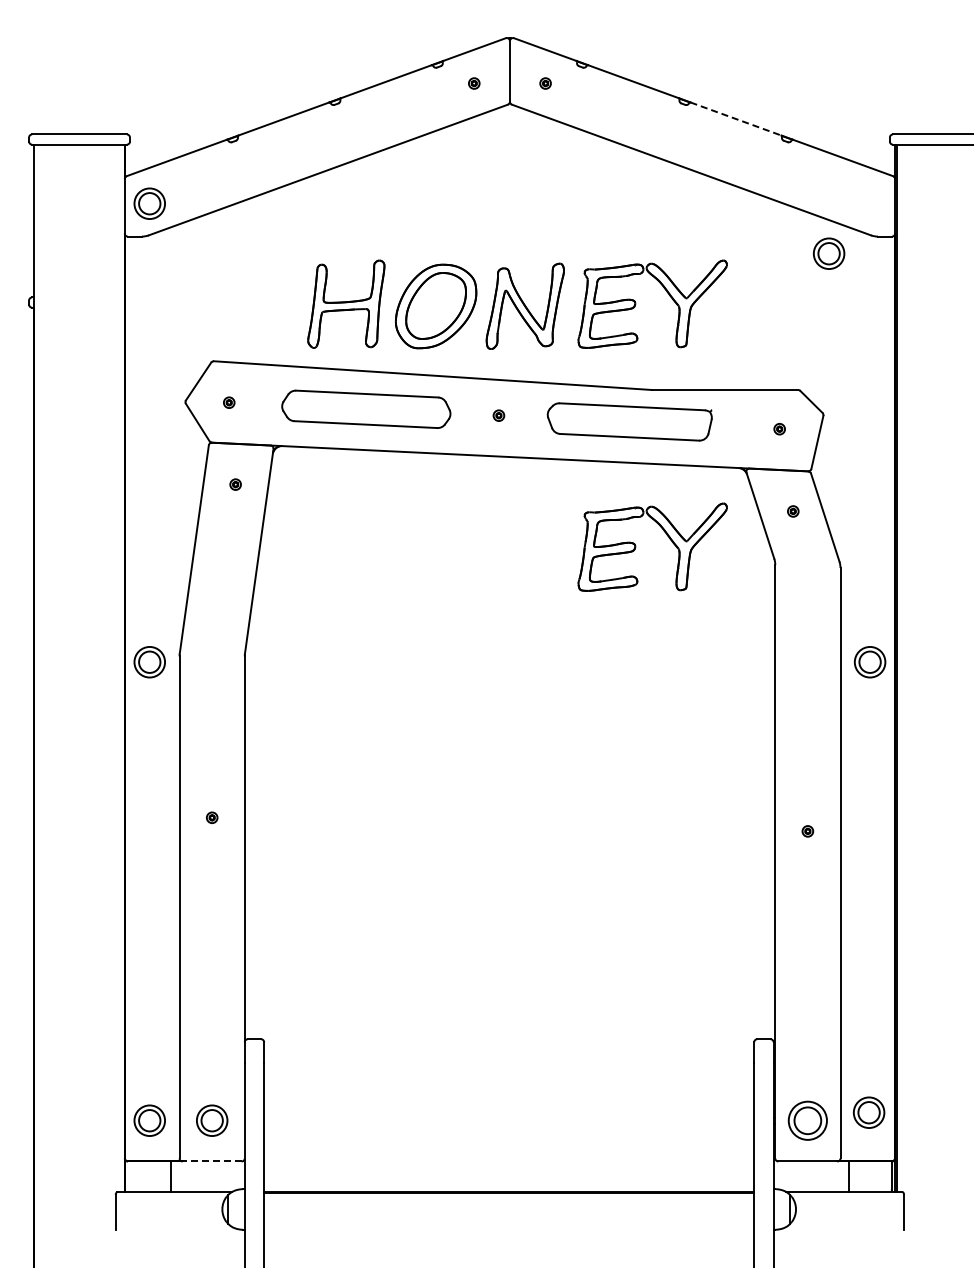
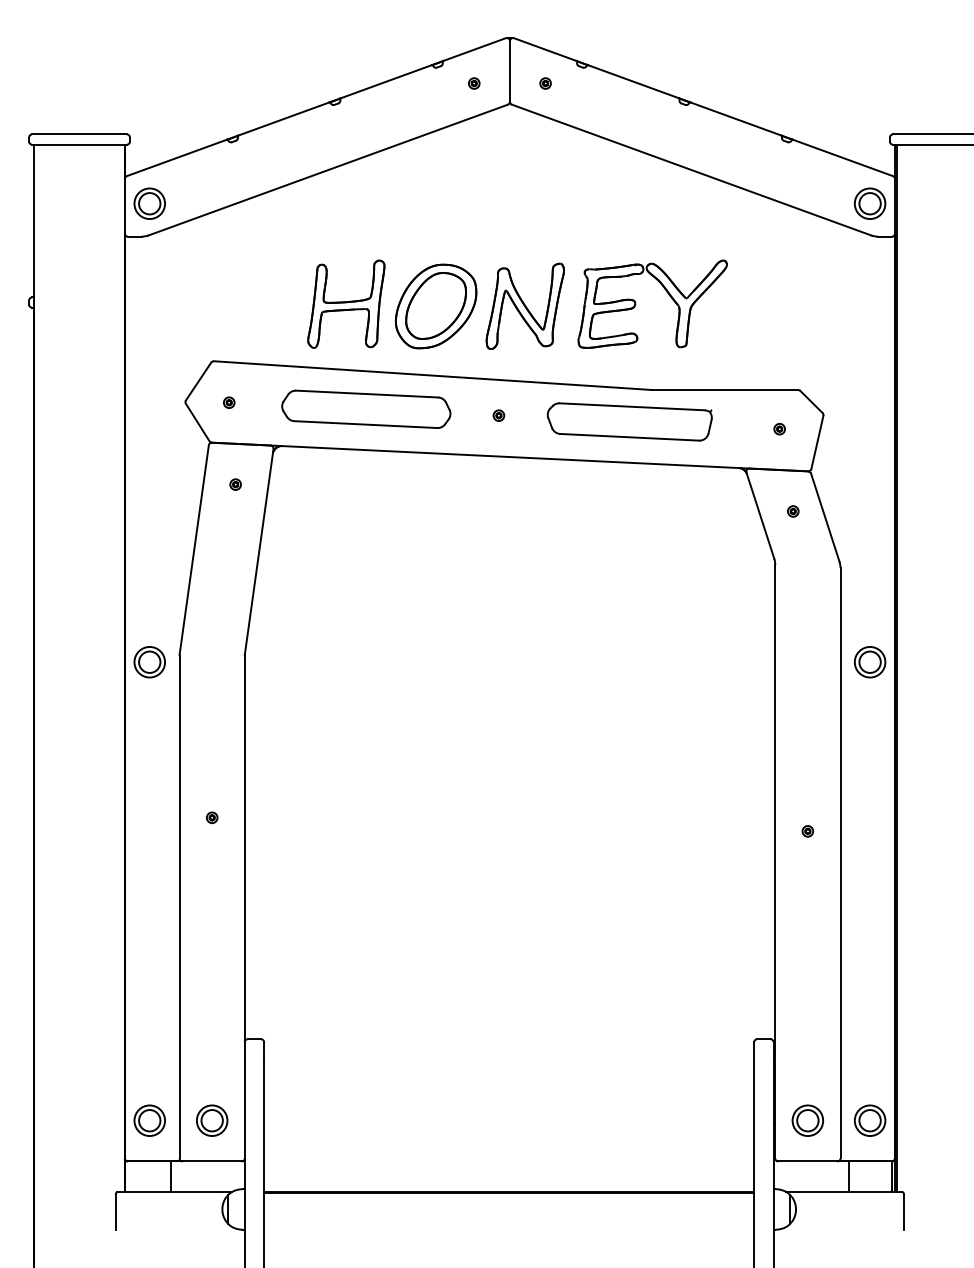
line: dashed -> solid (736, 119)
part position: (829, 253) -> (870, 203) (870, 203)
part: present -> none (636, 546)
part position: (869, 1112) -> (870, 1120) (870, 1120)
part size: 41x41 px -> 34x33 px (807, 1120)
line: dashed -> solid (212, 1161)
